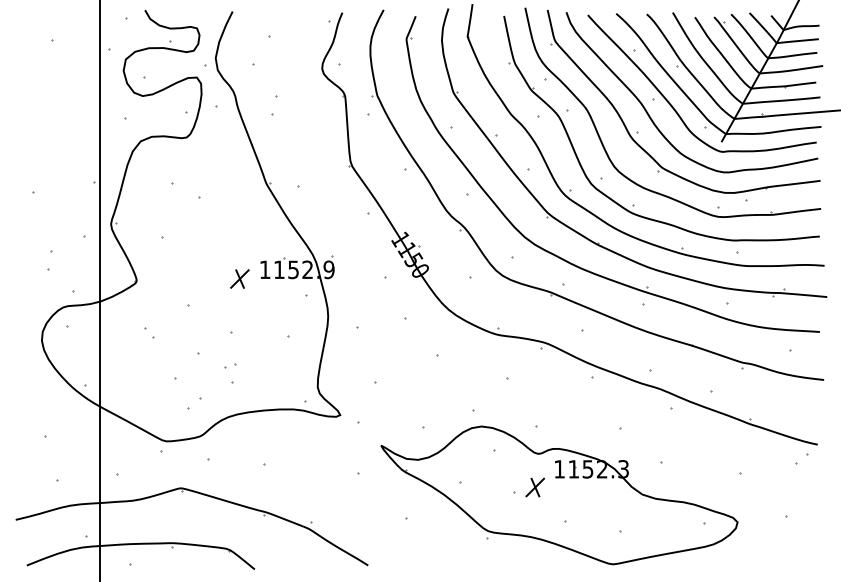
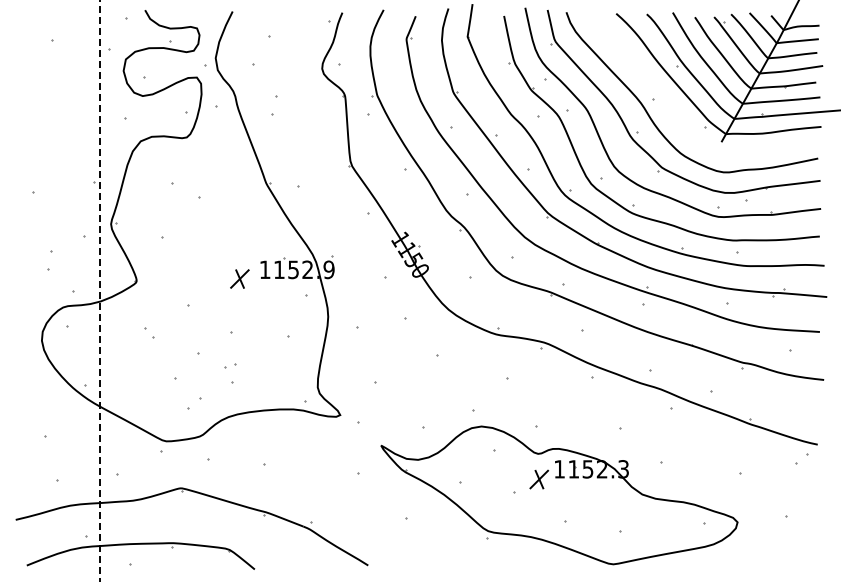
part: present -> none (673, 106)
line: solid -> dashed (100, 291)
part position: (535, 487) -> (539, 479) (539, 479)
